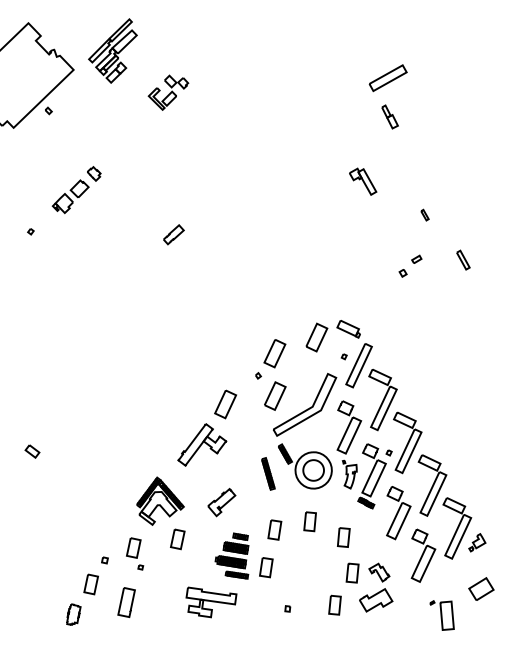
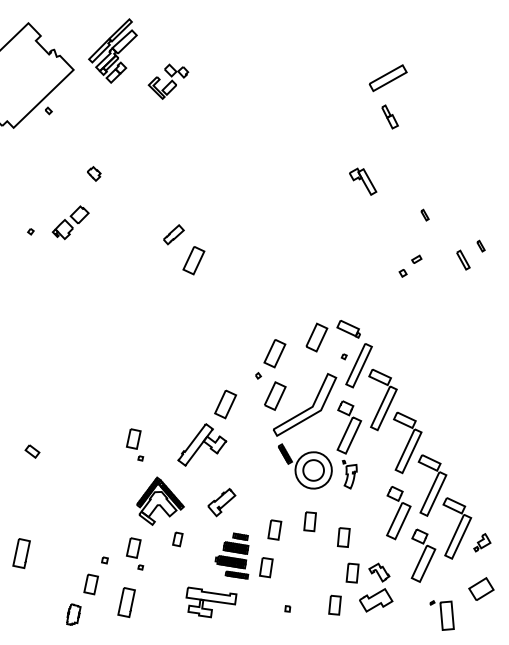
part position: (168, 92) -> (168, 81) (168, 81)
part position: (70, 196) -> (70, 222) (70, 222)
part: none -> present (480, 245)
part: none -> present (193, 260)
part: none -> present (135, 444)
part: present -> none (268, 473)
part: present -> none (374, 476)
part size: 16x23 px -> 12x17 px (177, 539)
part position: (477, 542) -> (482, 542) (482, 542)
part: none -> present (21, 553)
